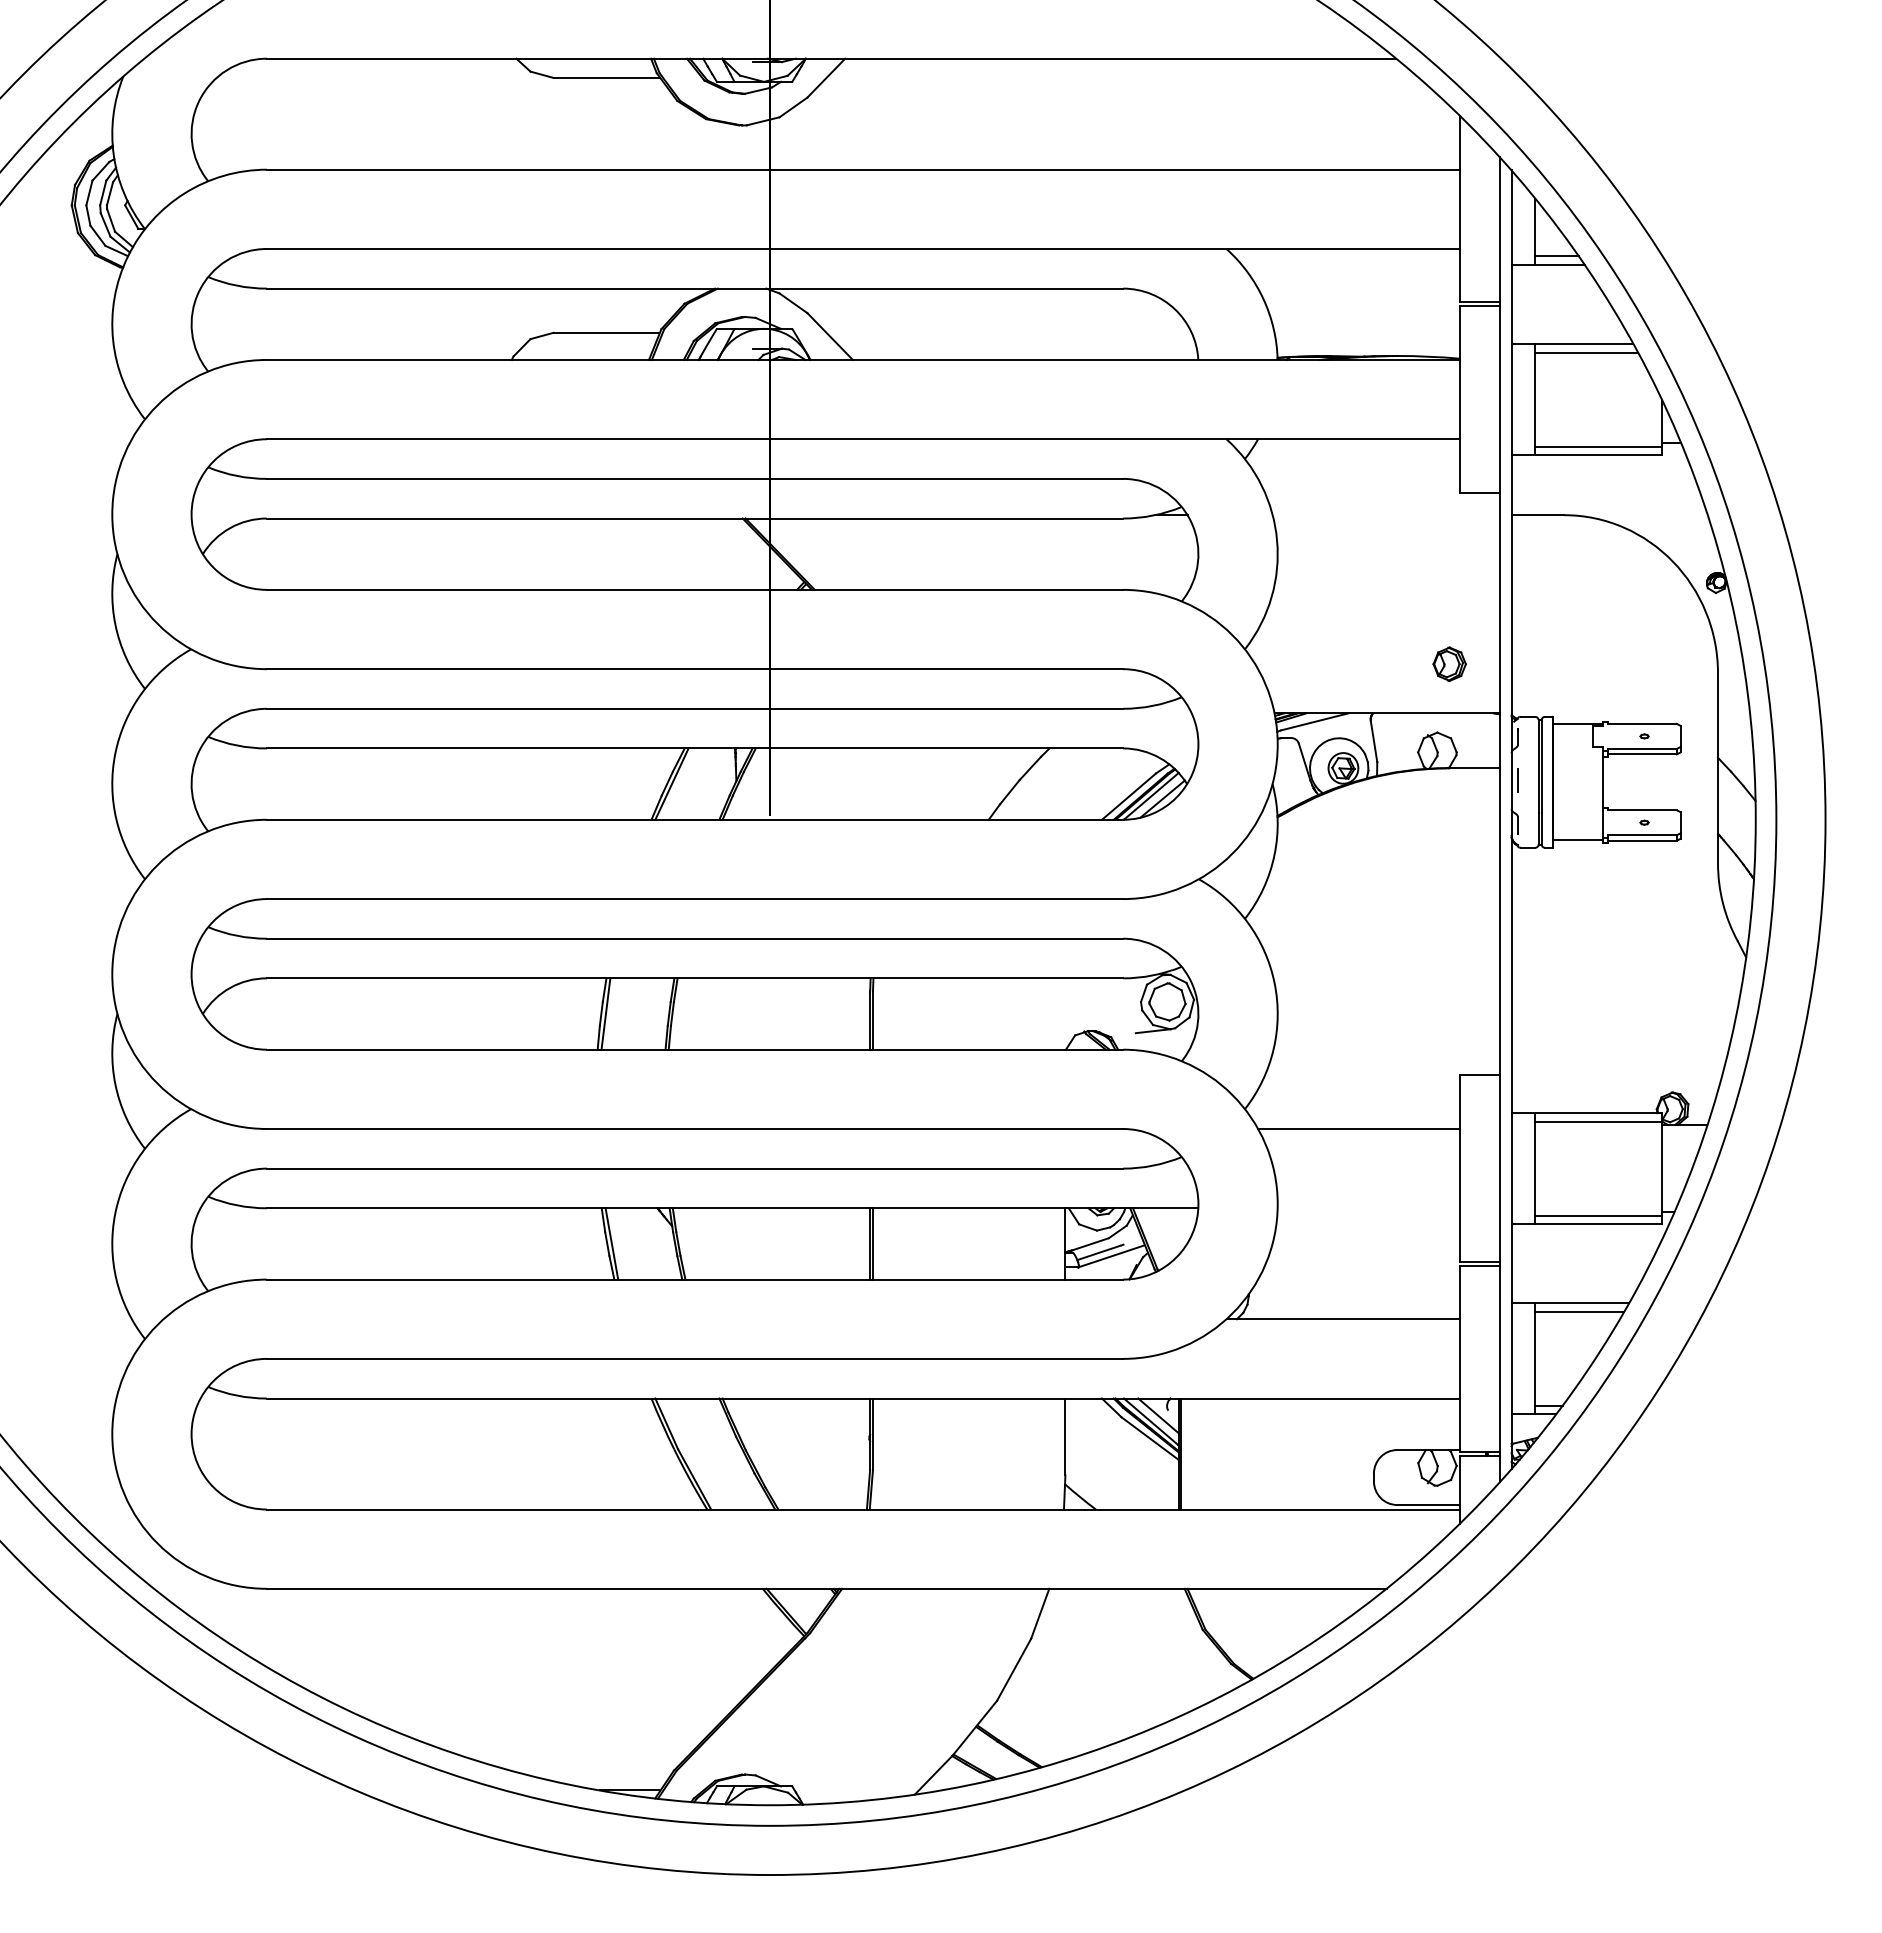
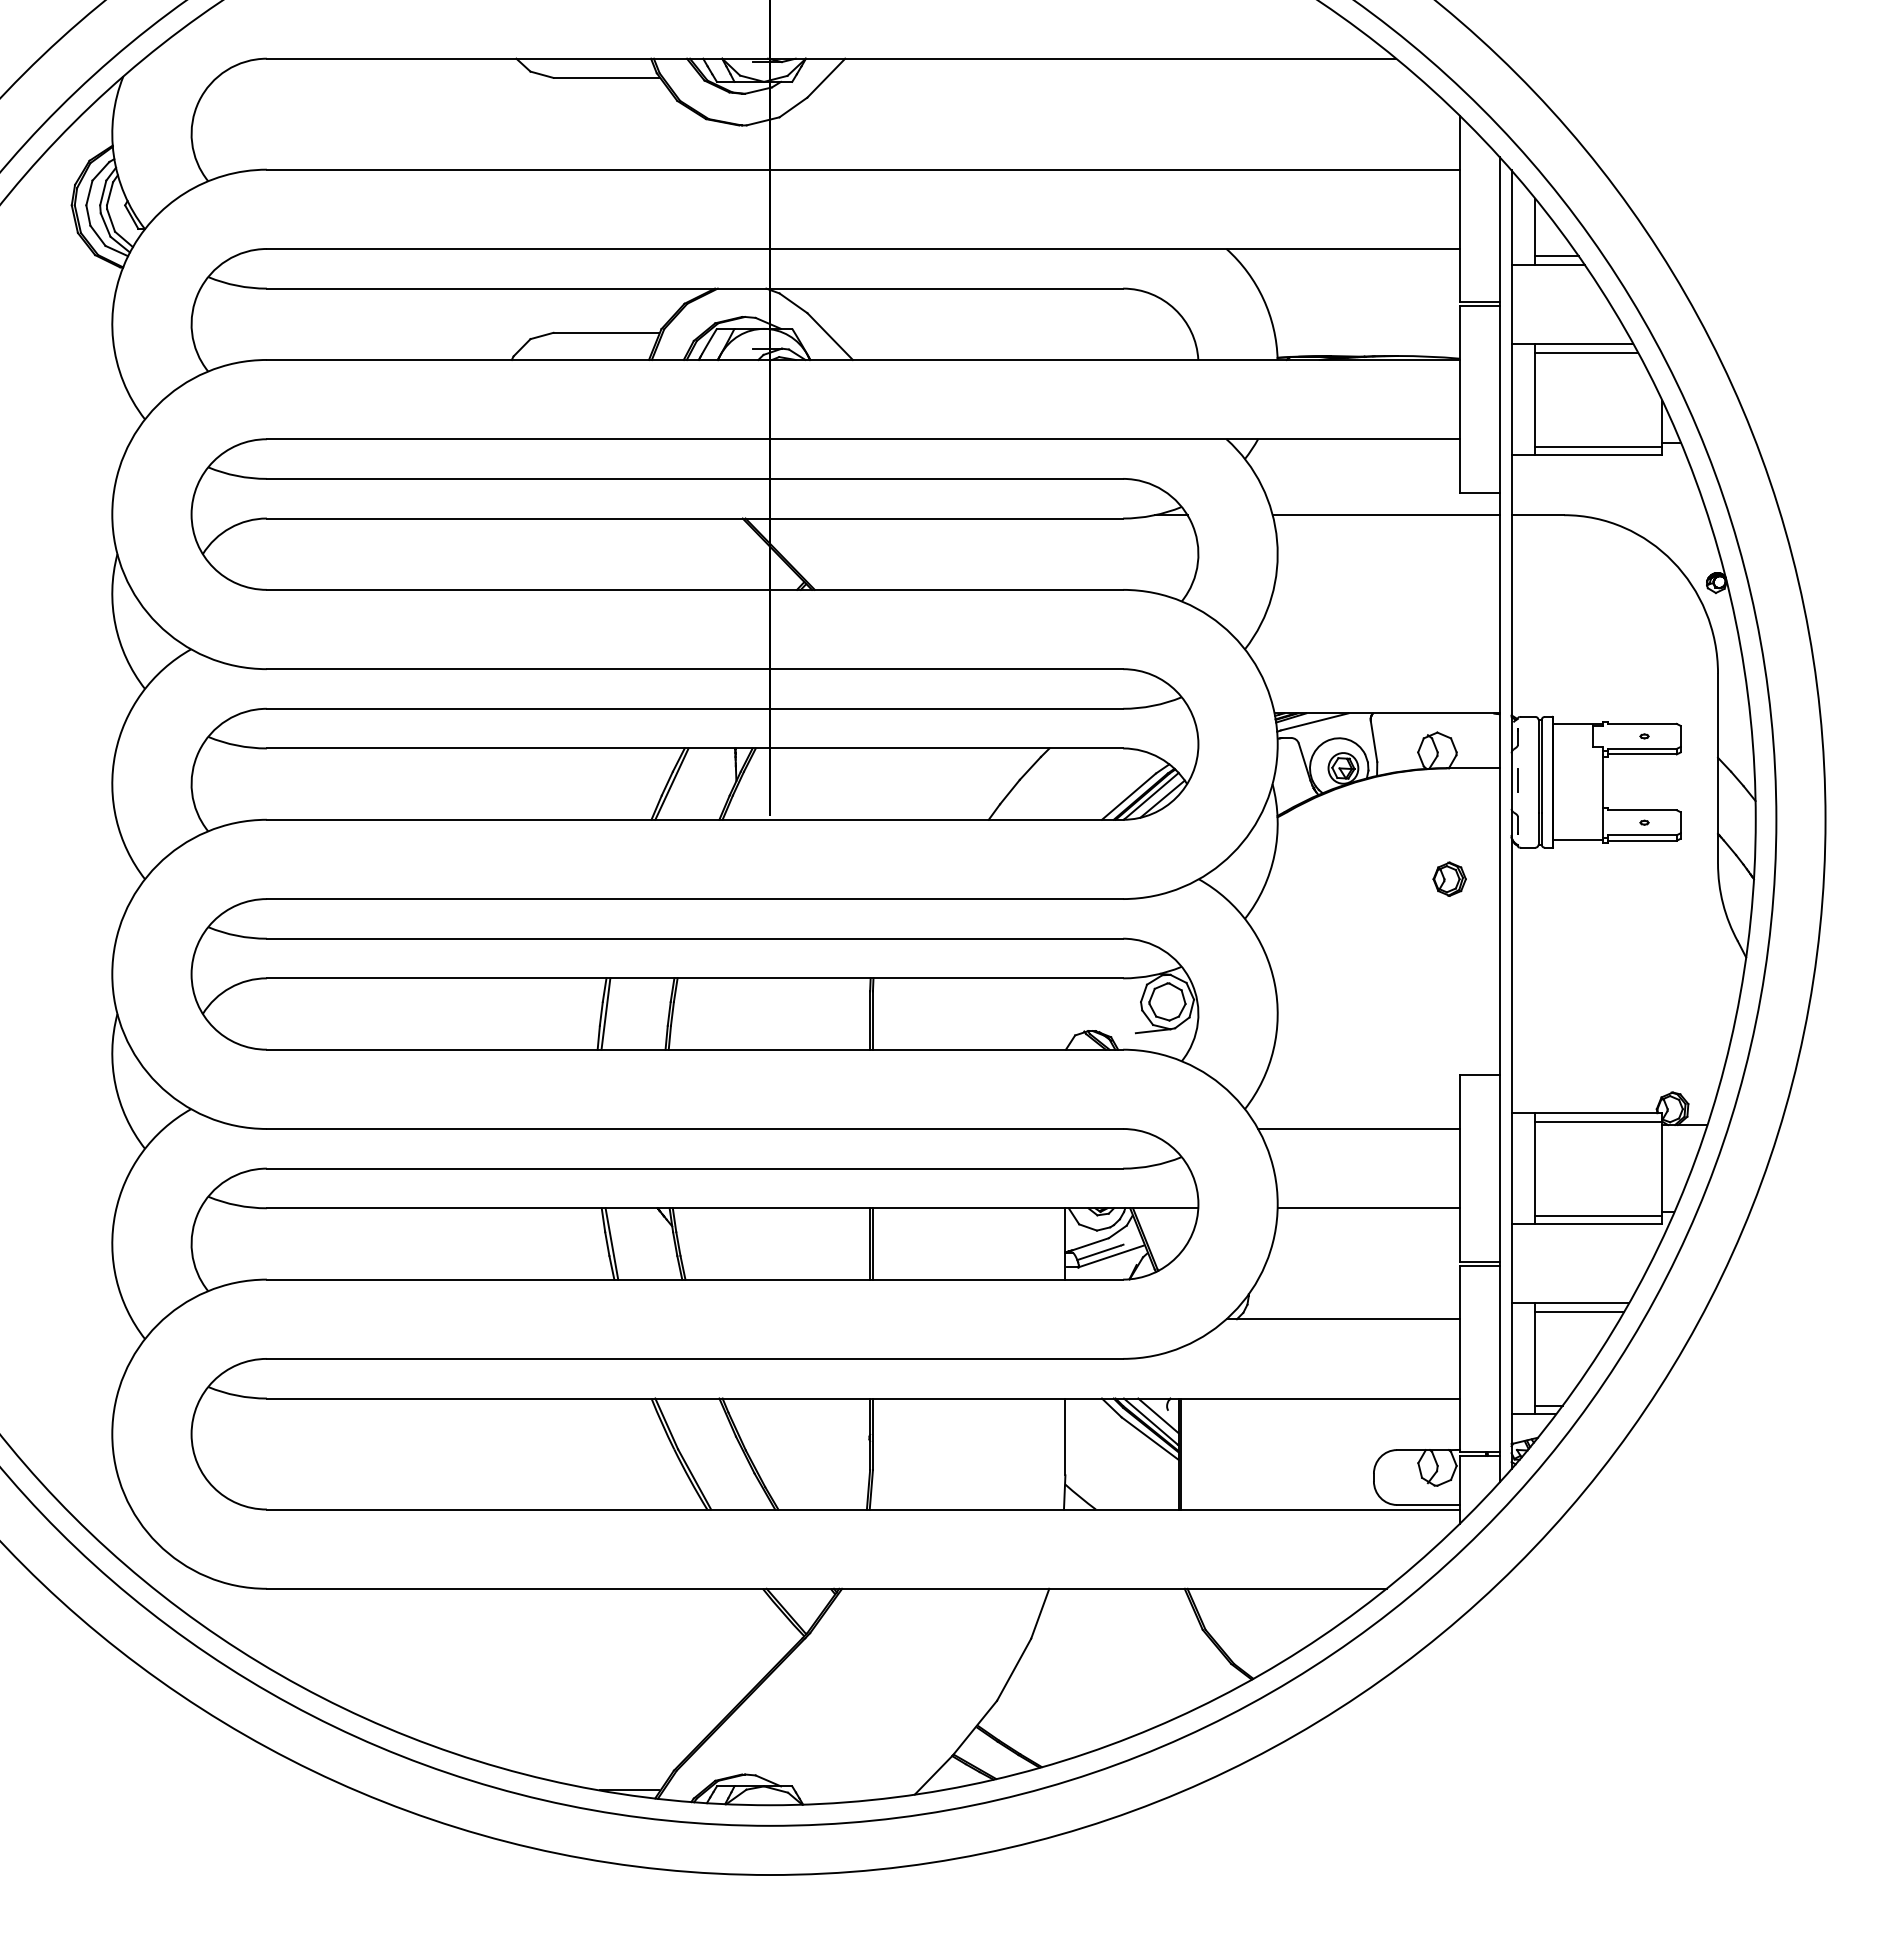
line: none -> present (1385, 515)
part position: (1449, 663) -> (1449, 878) (1449, 878)
line: none -> present (1368, 1208)
